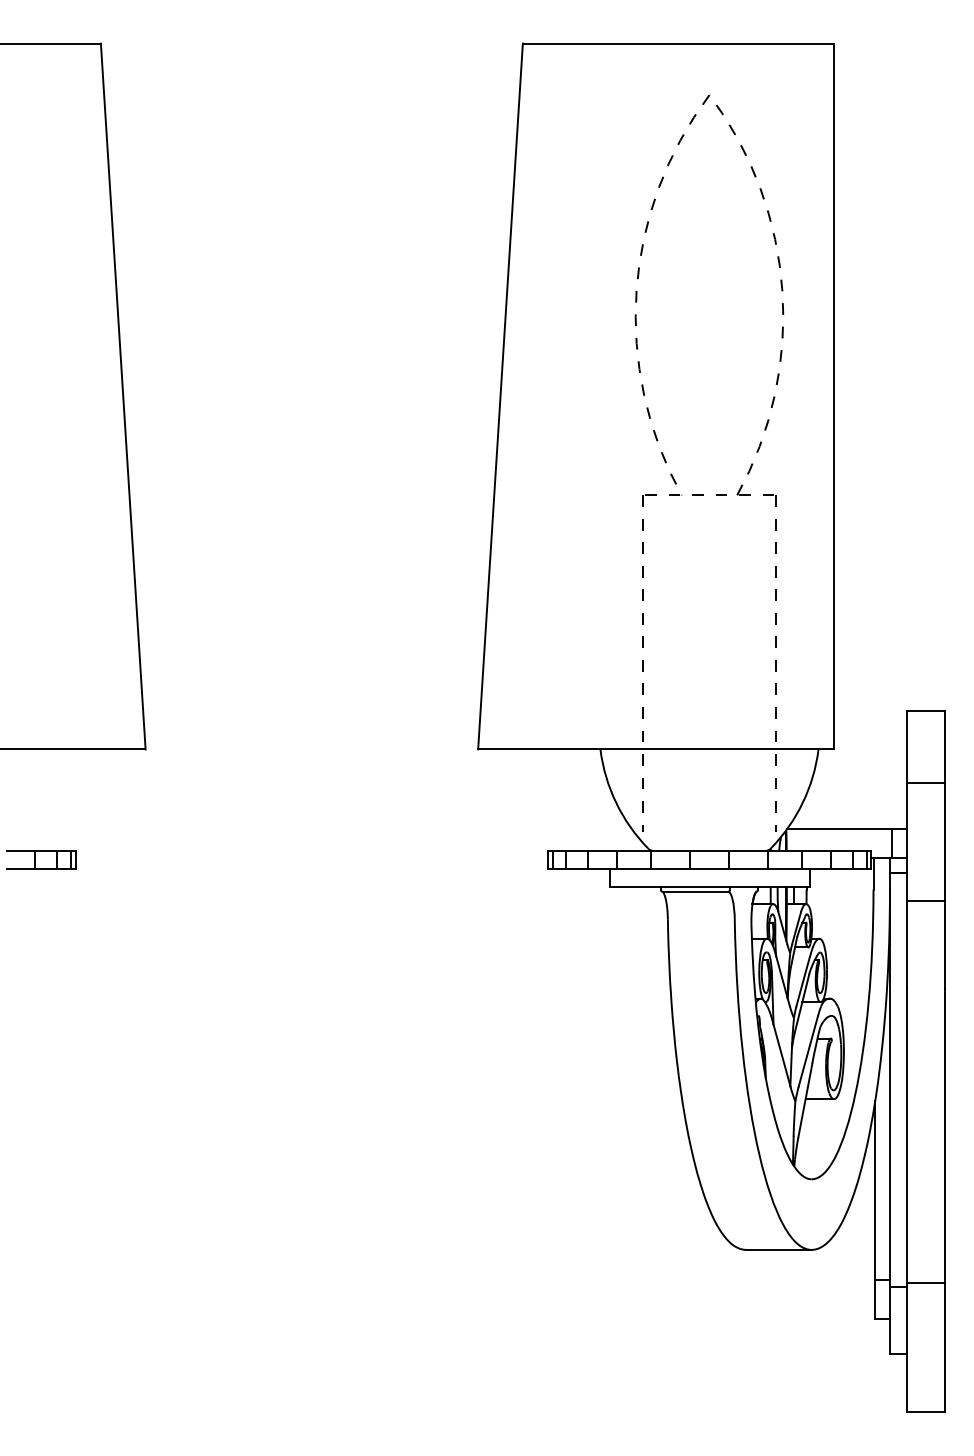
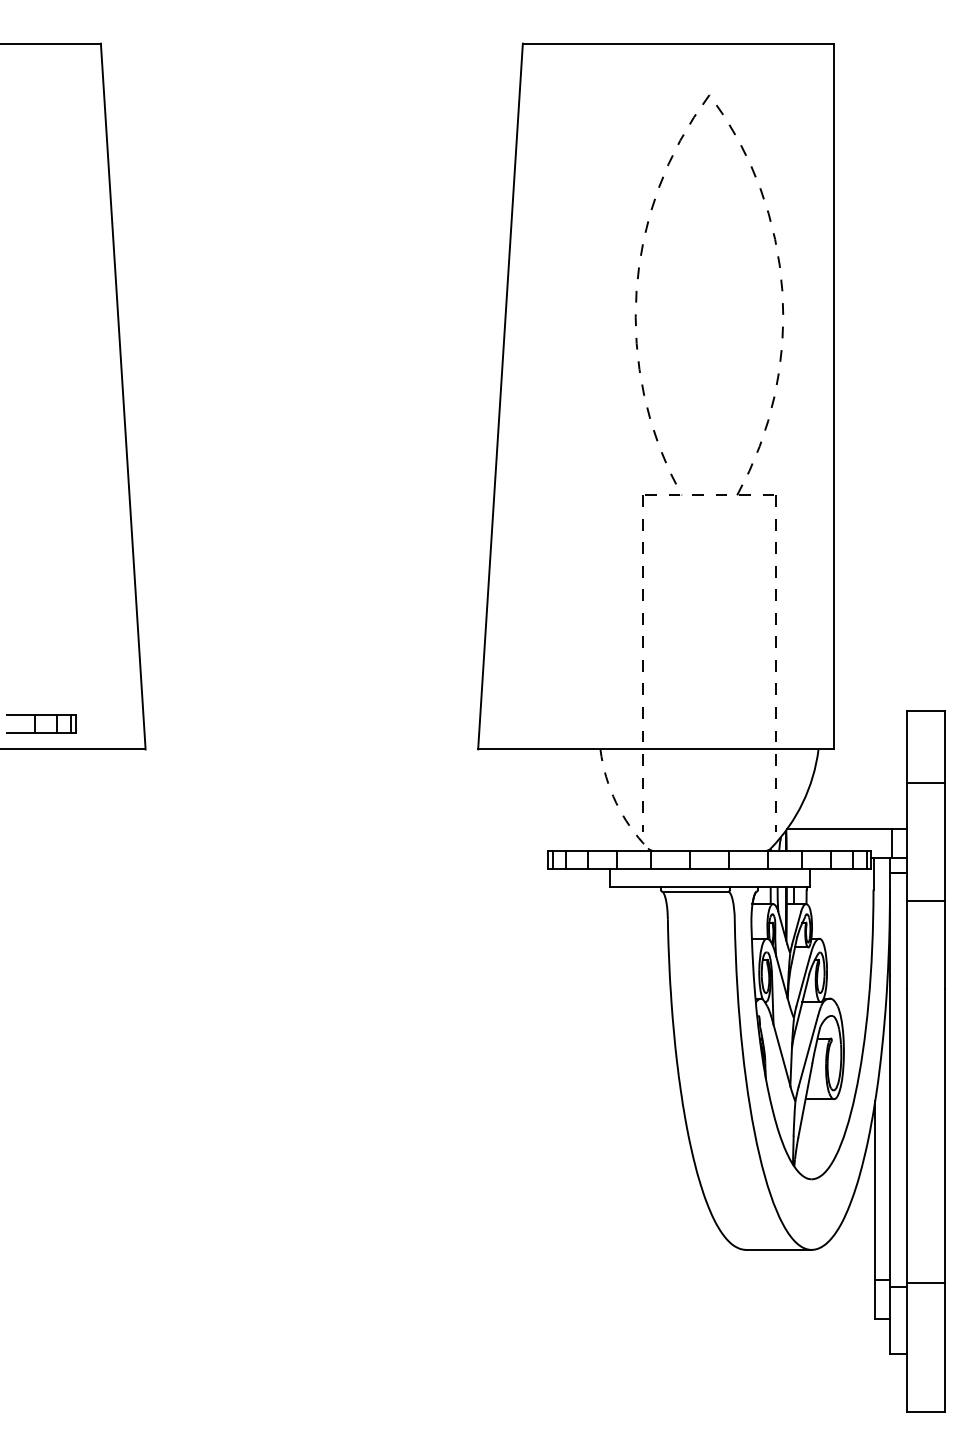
arc: solid -> dashed (616, 802)
part position: (41, 859) -> (41, 723) (41, 723)
